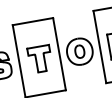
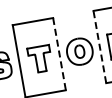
line: solid -> dashed (99, 47)
line: solid -> dashed (59, 54)
